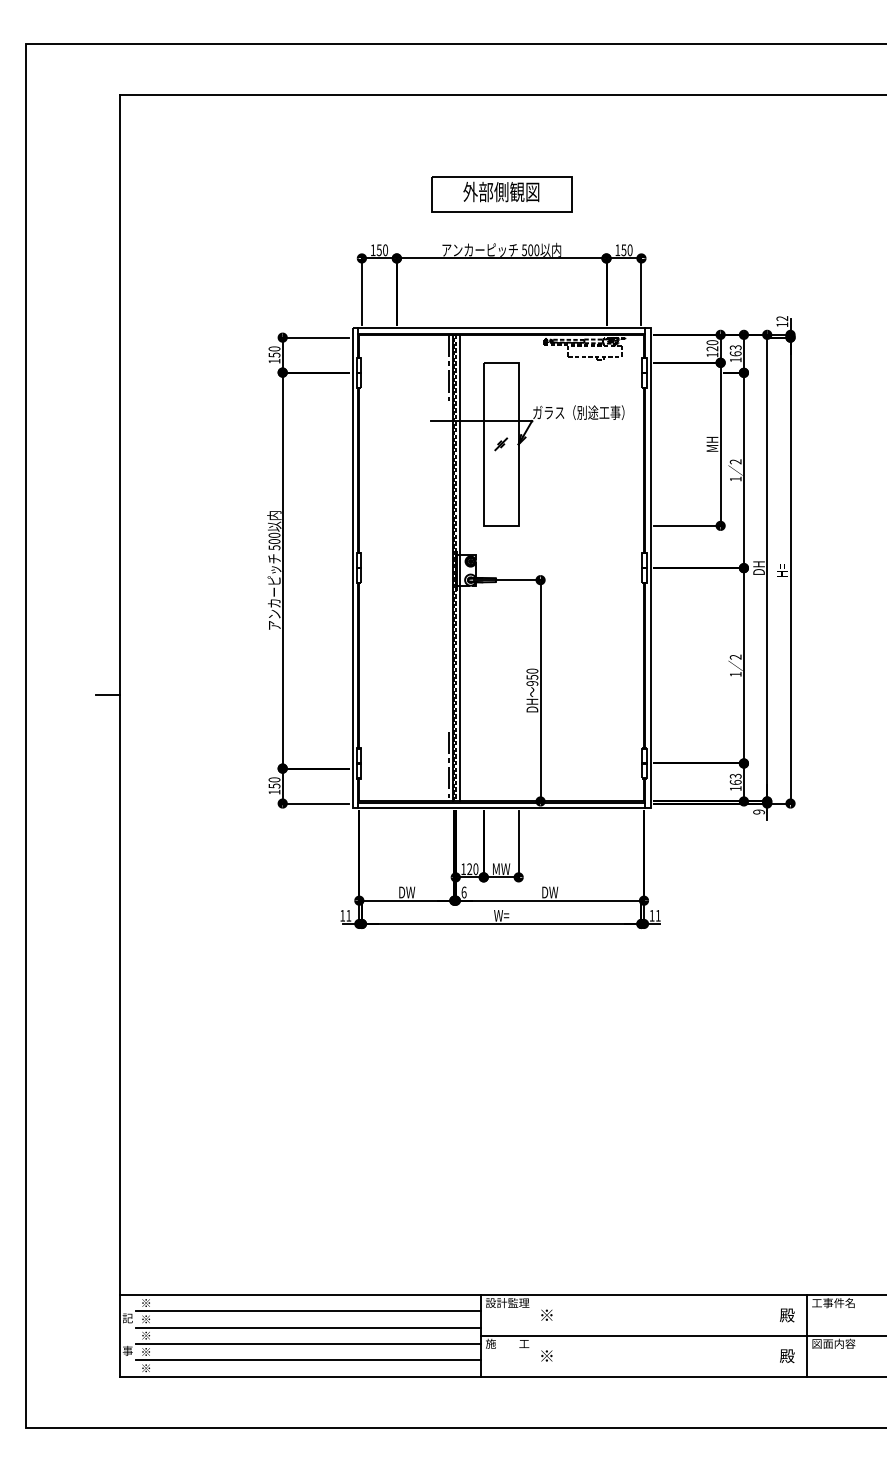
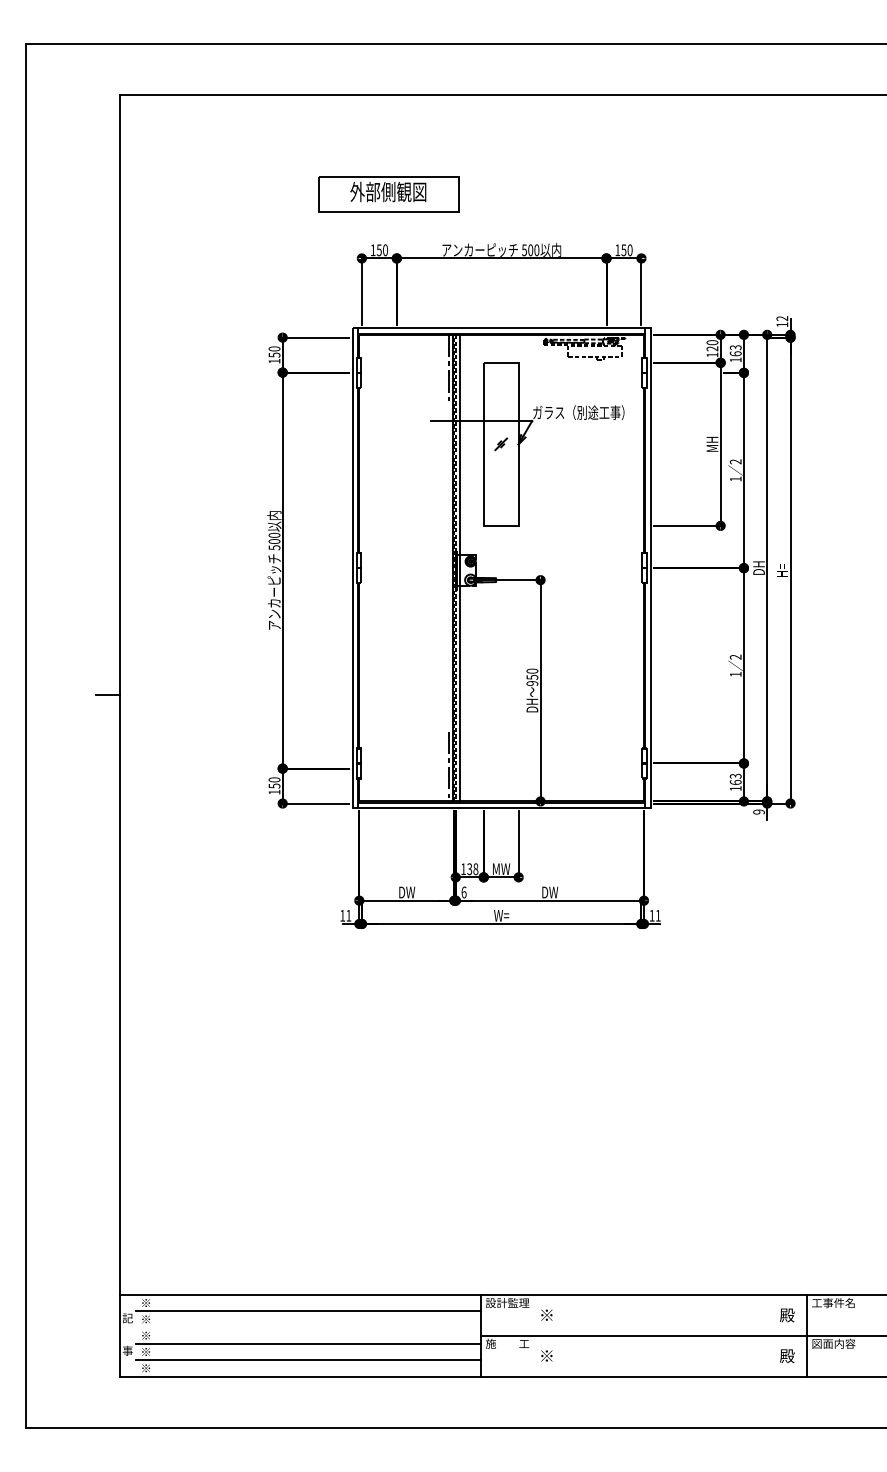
part position: (501, 194) -> (388, 194) (388, 194)
text: 120 -> 138 (472, 869)
line: present -> none (307, 1327)
